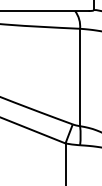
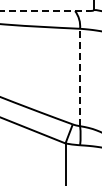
line: solid -> dashed (44, 11)
line: solid -> dashed (80, 77)
